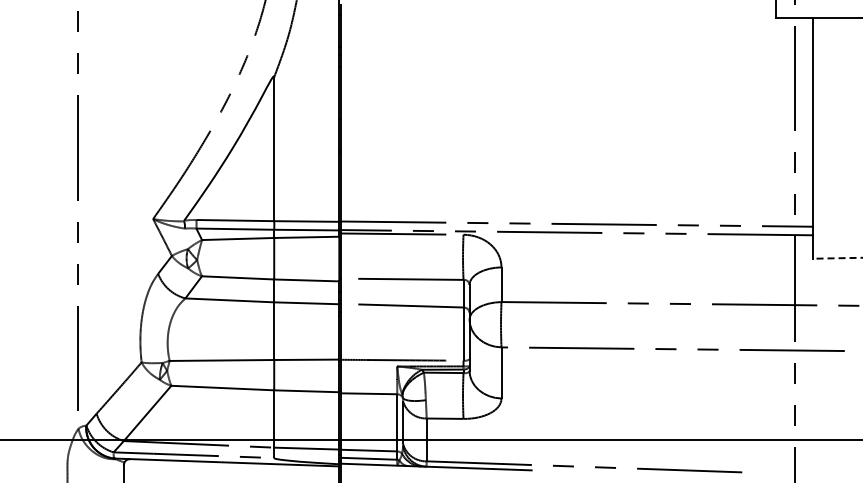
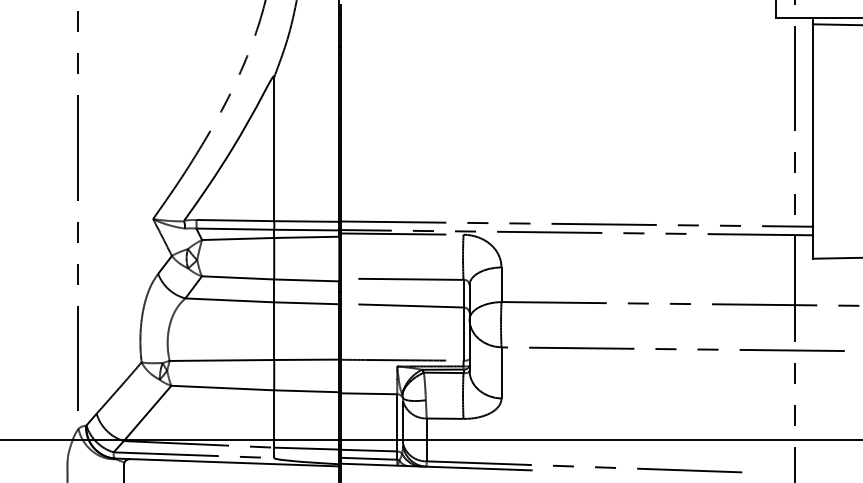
line: none -> present (835, 24)
line: dashed -> solid (837, 258)
